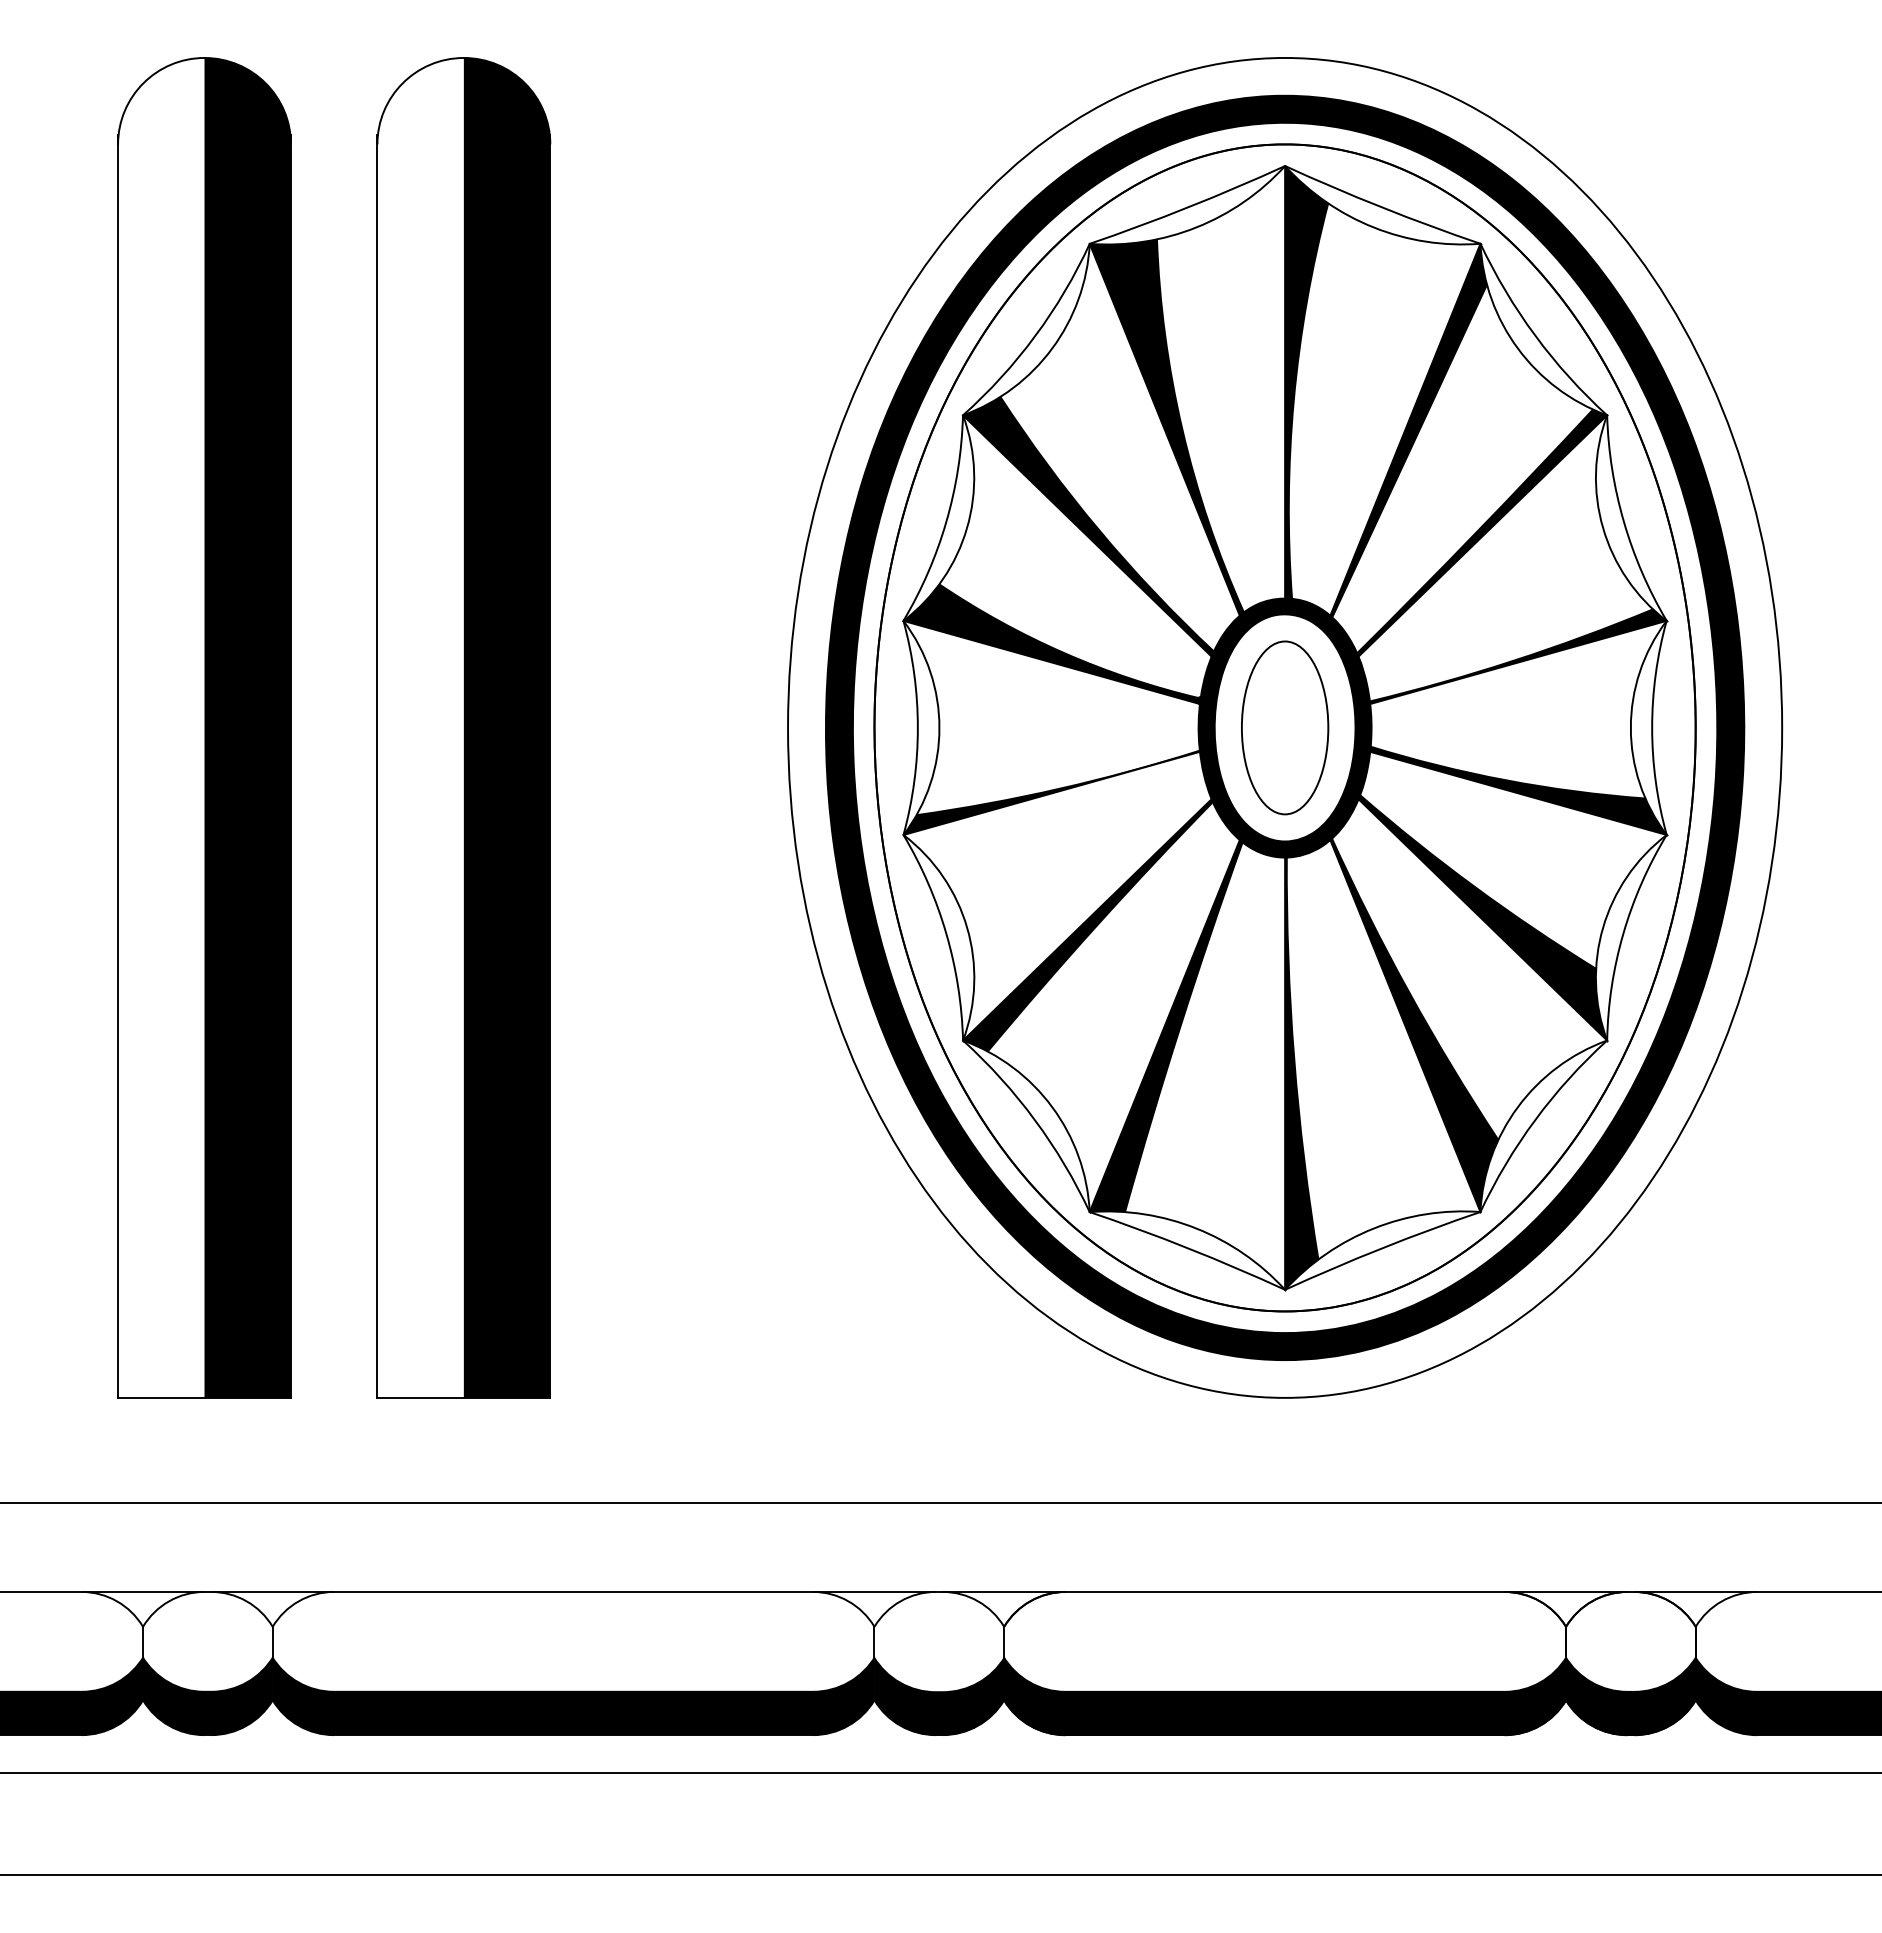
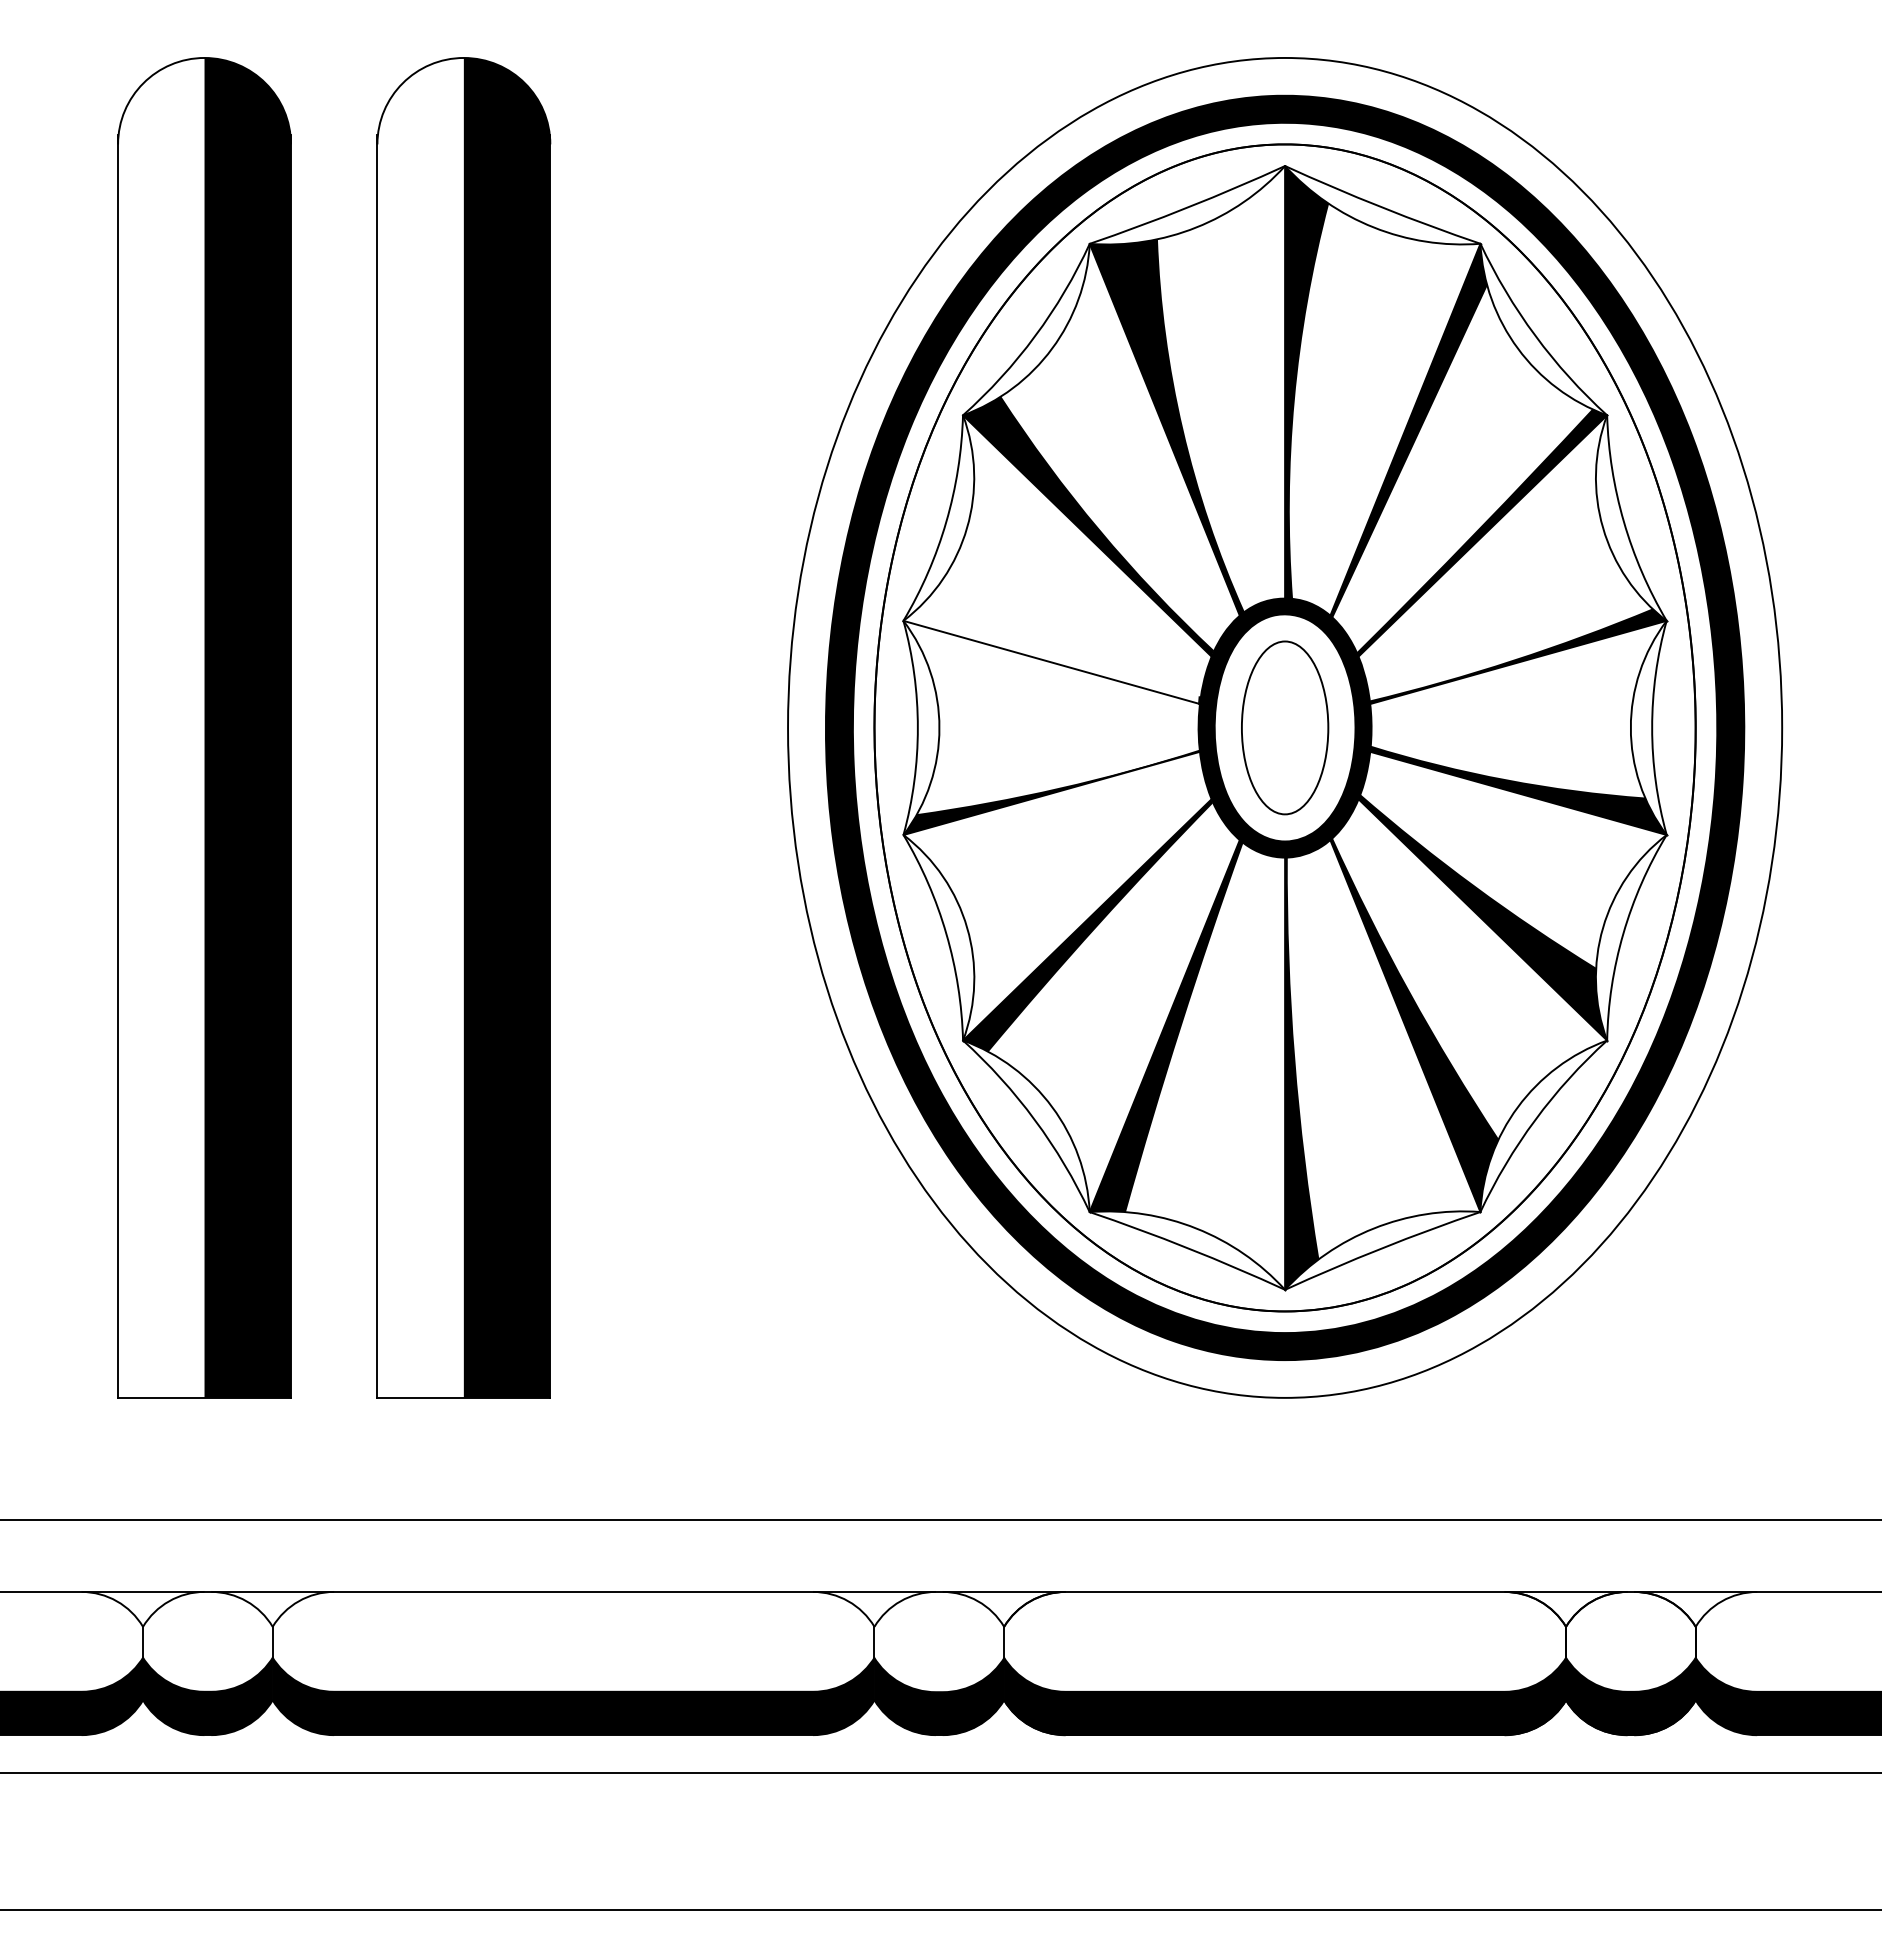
fill: present -> none (1051, 643)
line position: (940, 1503) -> (940, 1520) (940, 1520)
line position: (940, 1875) -> (940, 1910) (940, 1910)
